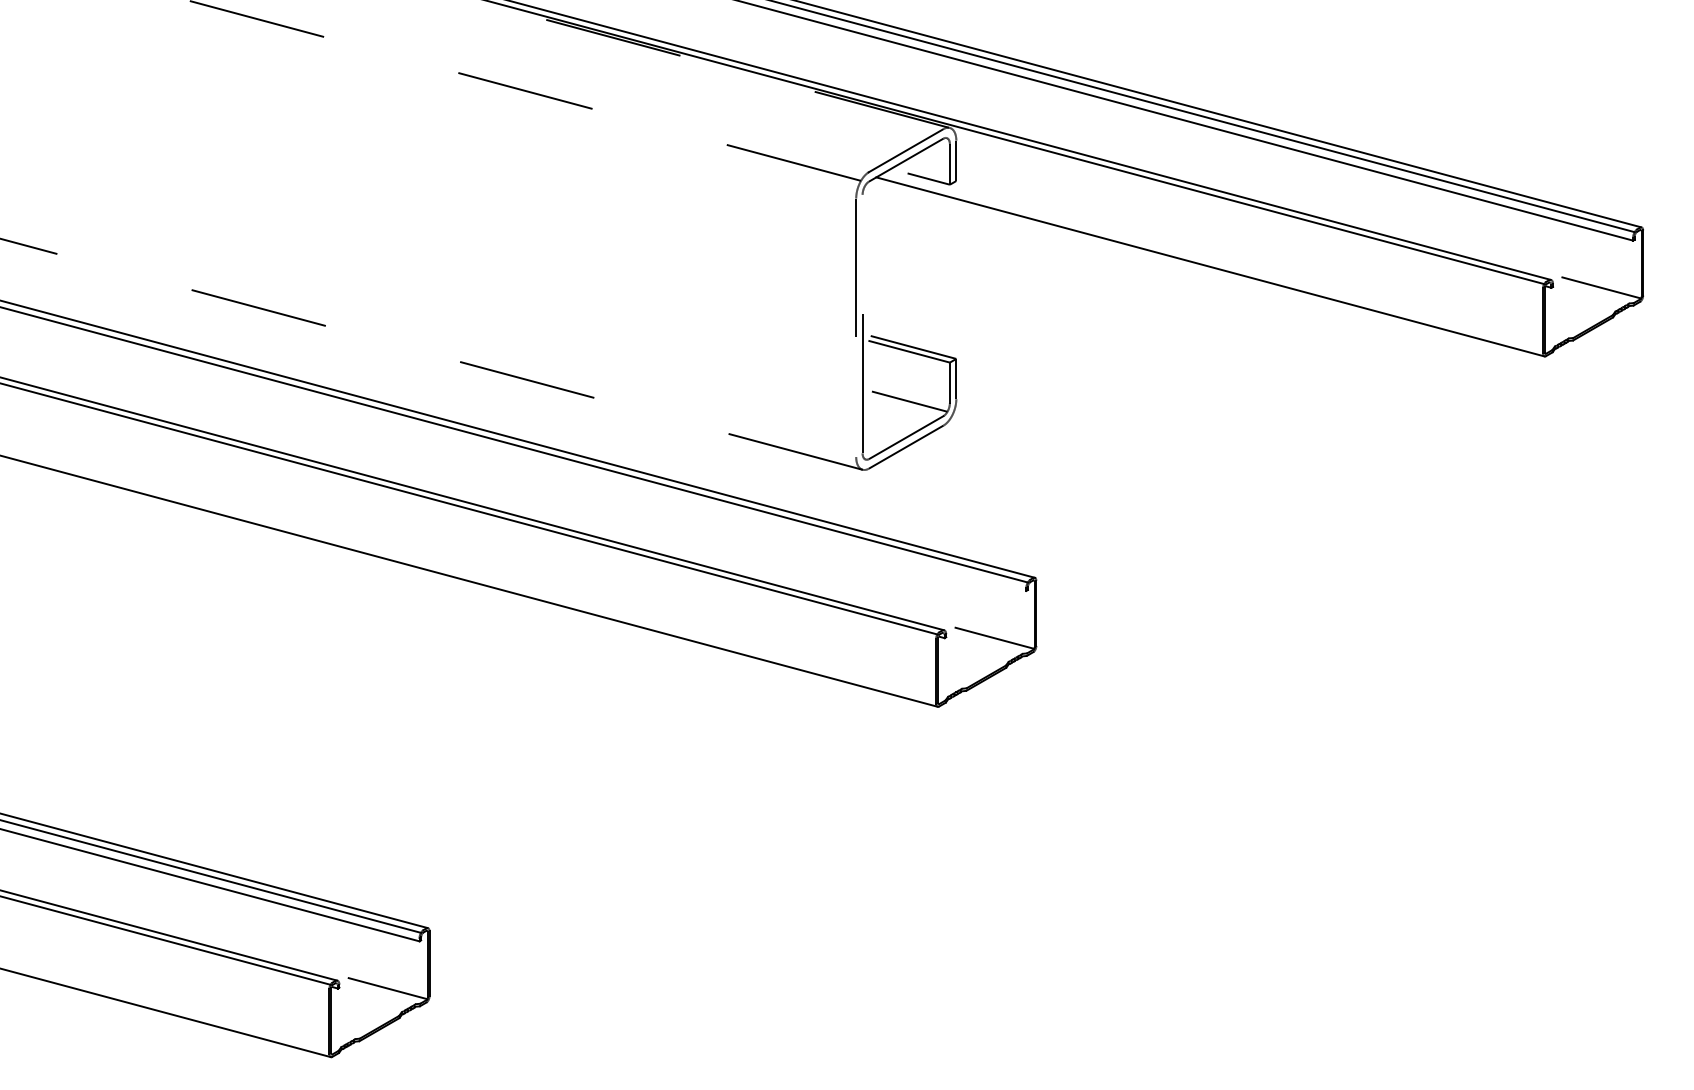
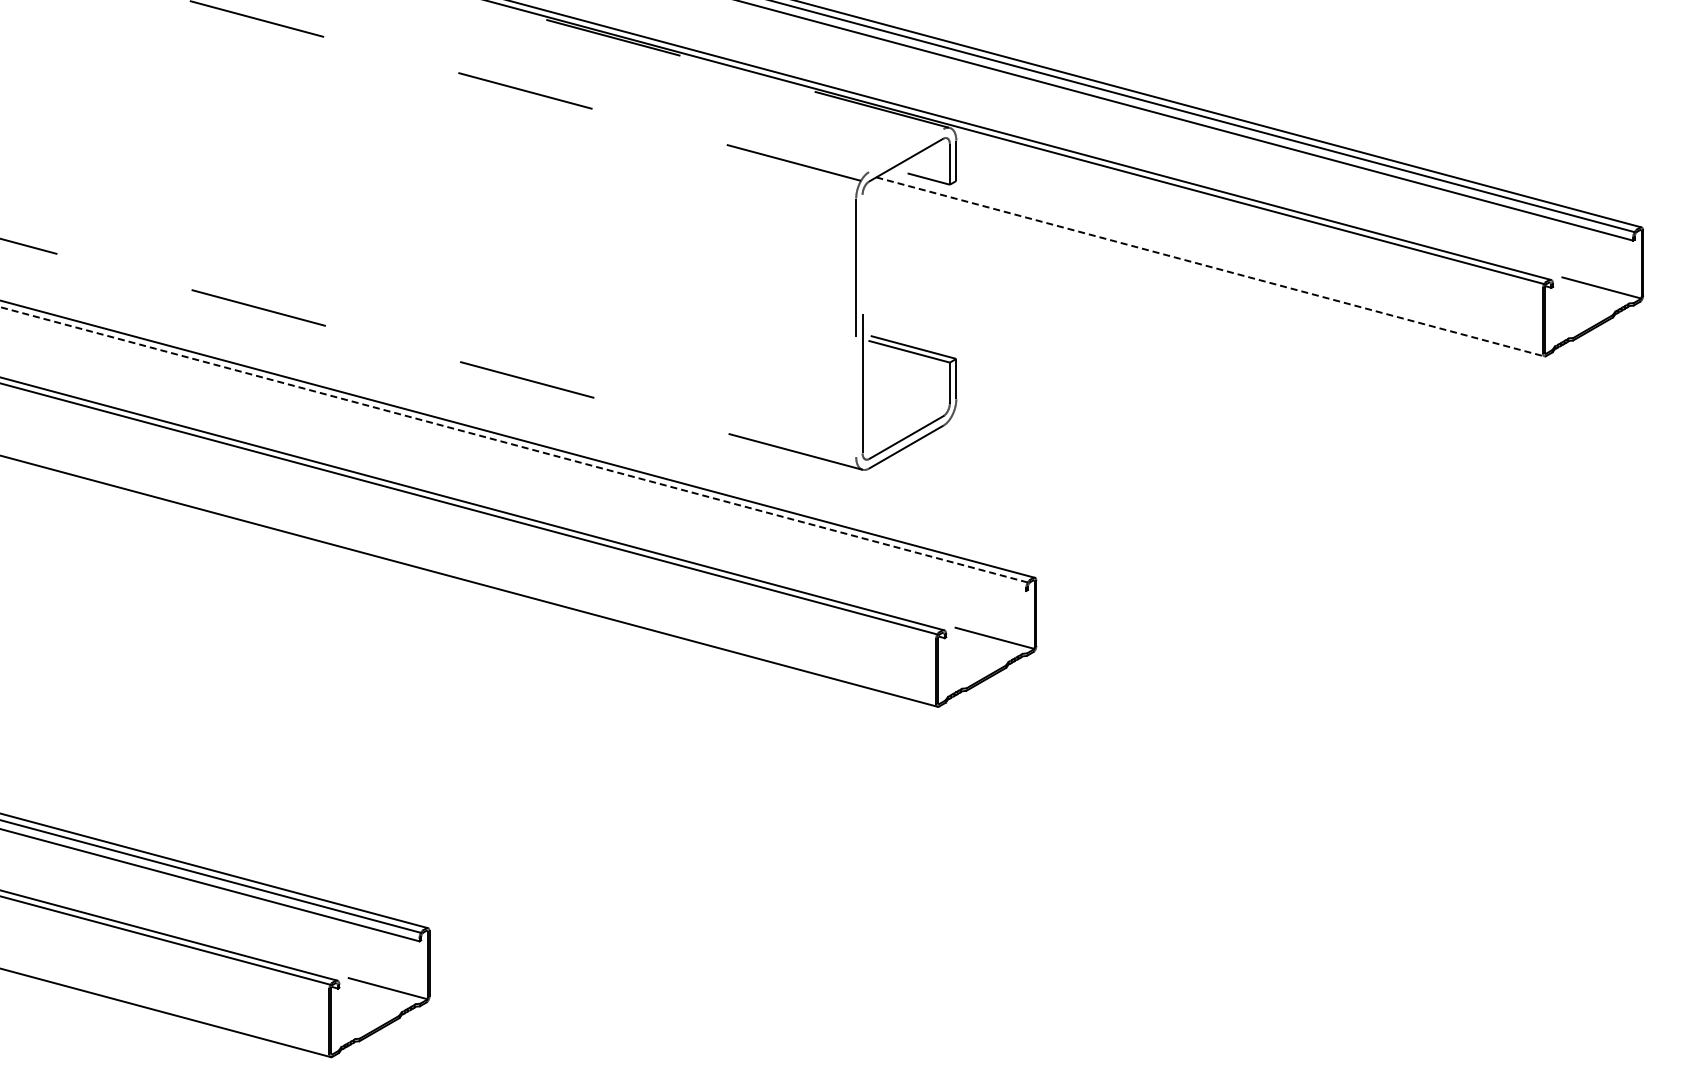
line: present -> none (905, 150)
line: solid -> dashed (1210, 266)
line: present -> none (909, 401)
line: solid -> dashed (514, 444)
